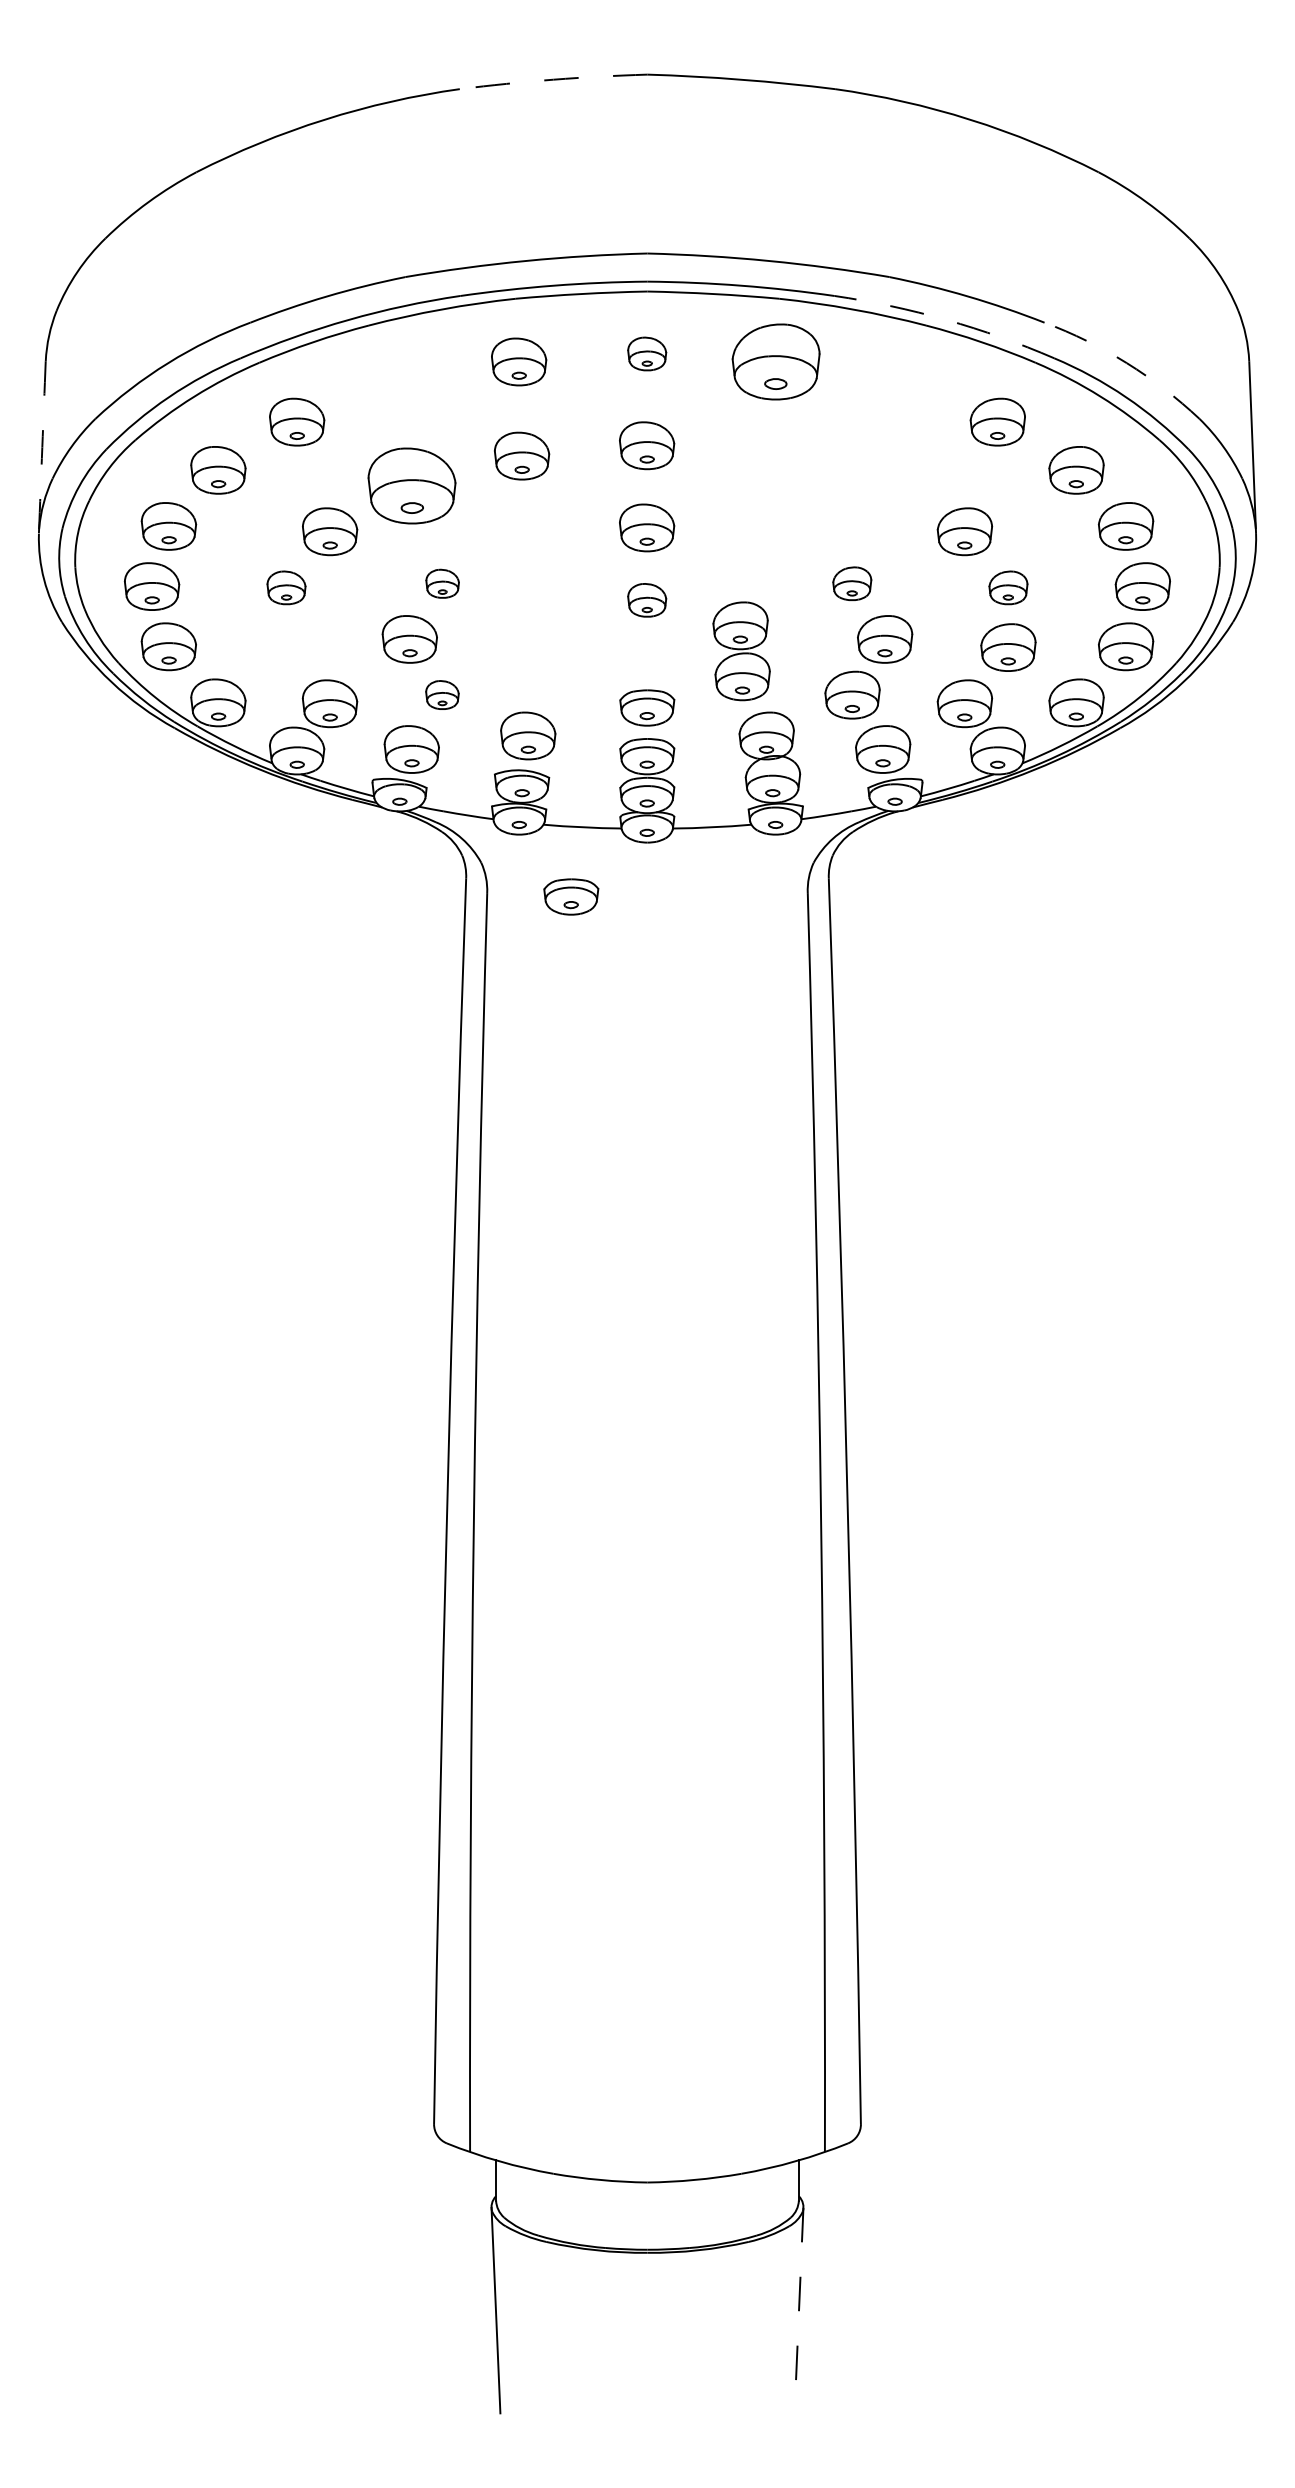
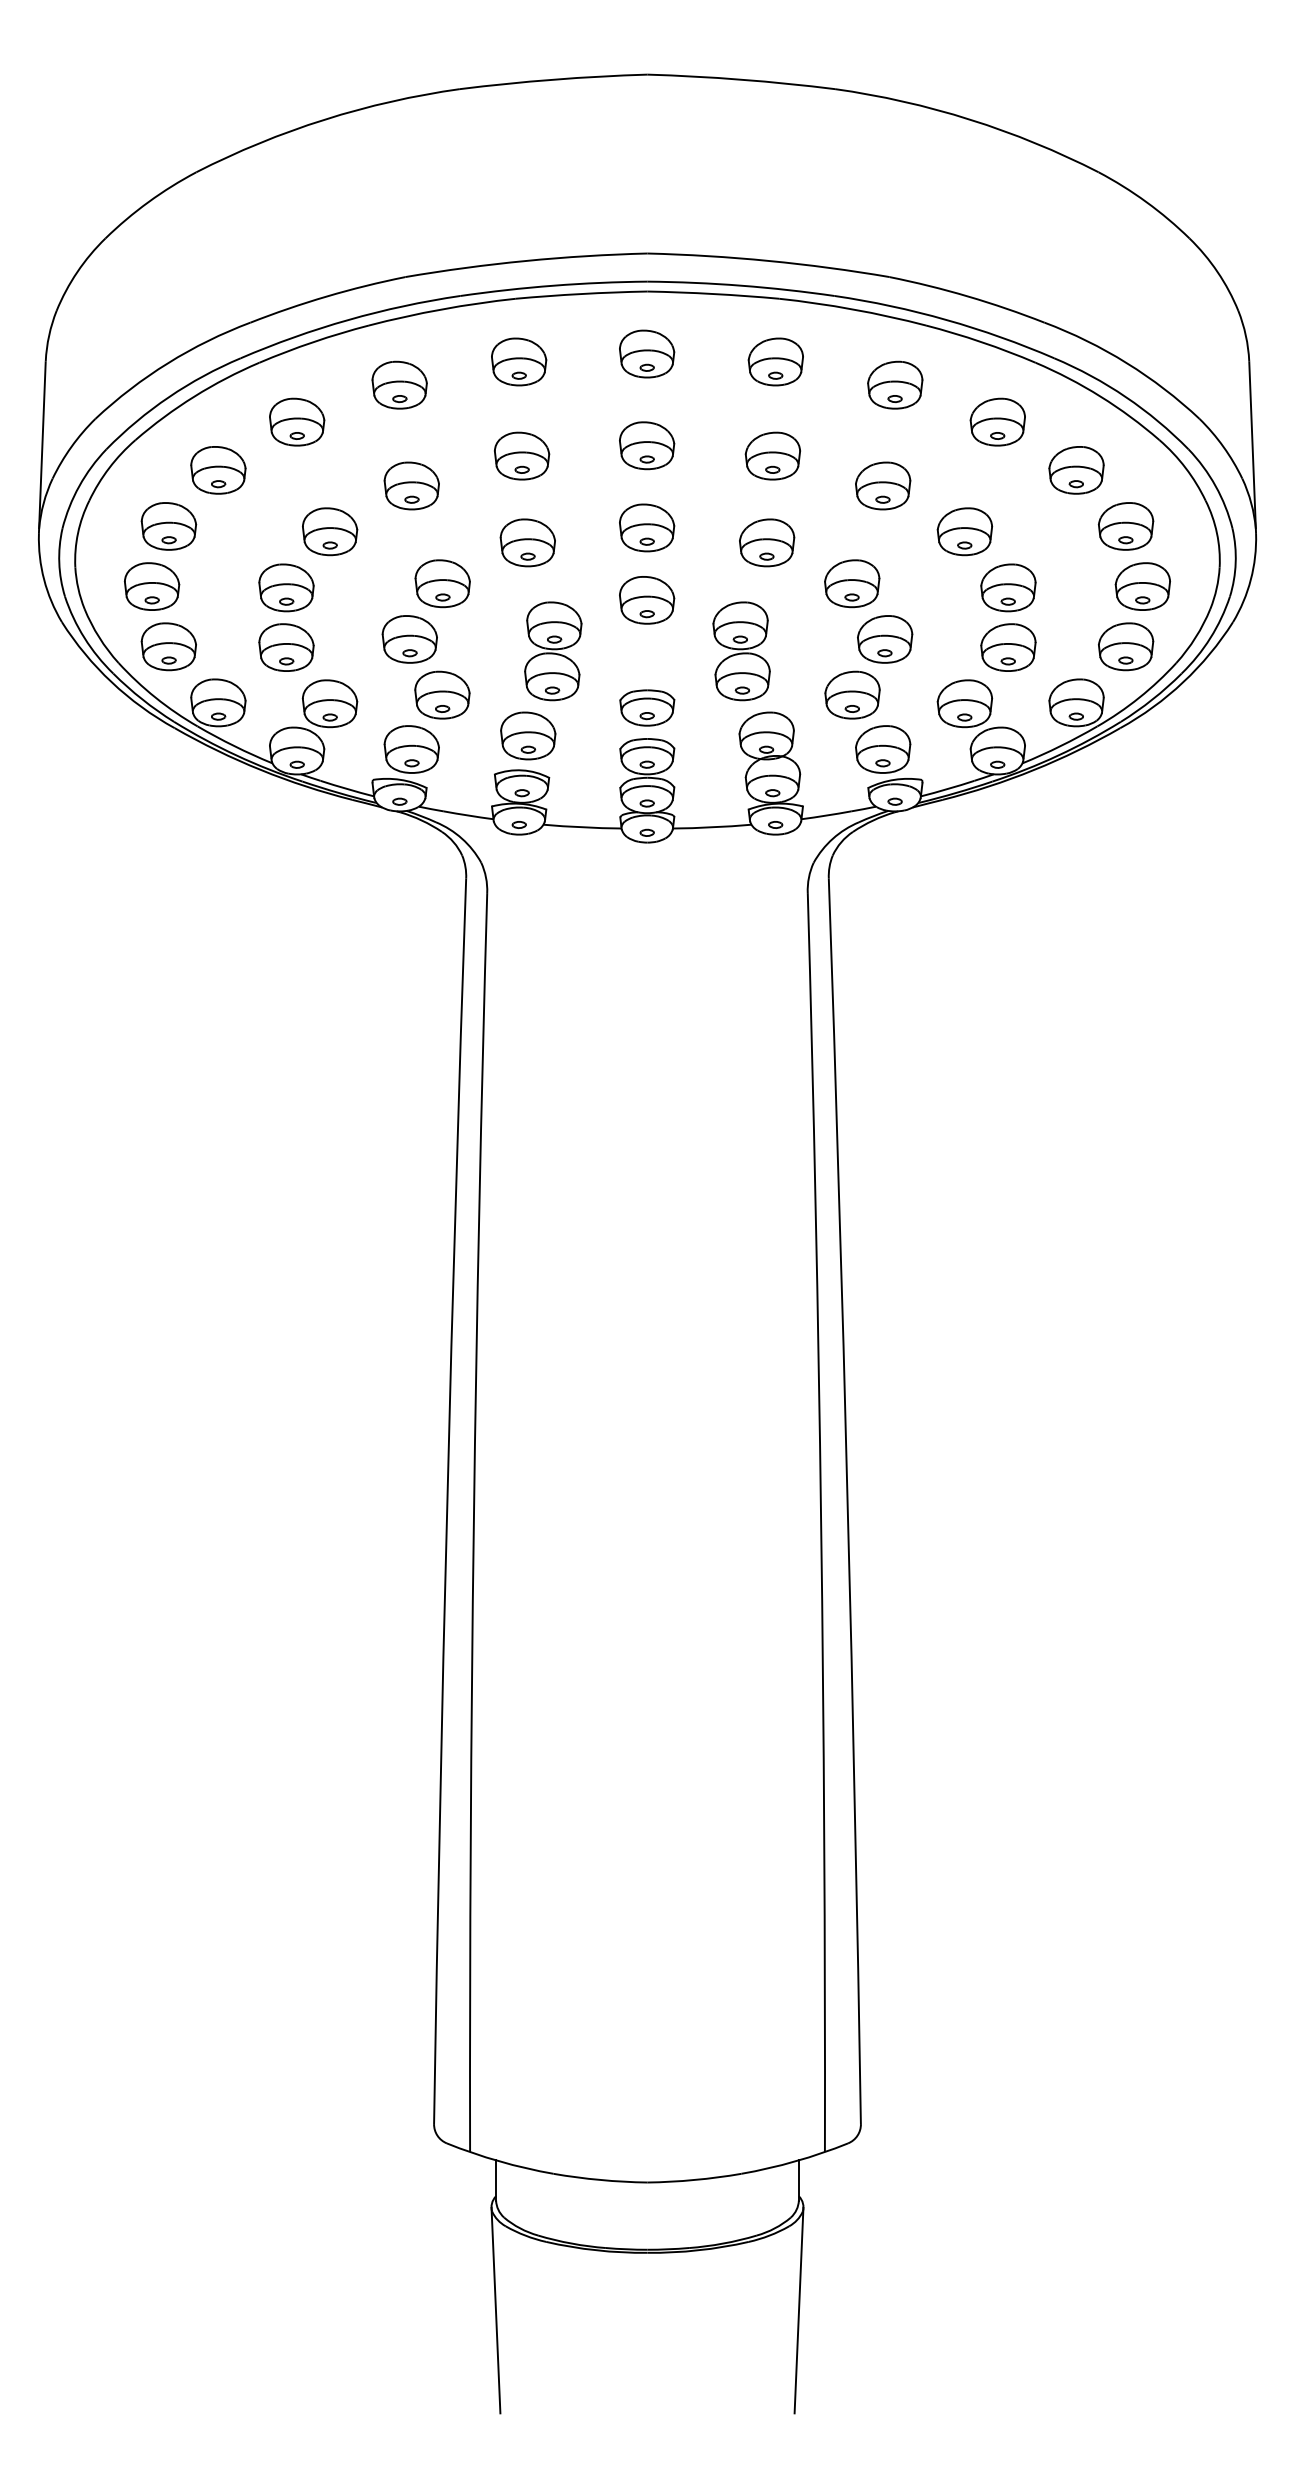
arc: dashed -> solid (553, 79)
arc: dashed -> solid (946, 319)
part size: 41x36 px -> 57x50 px (647, 353)
part size: 90x78 px -> 57x50 px (775, 361)
arc: dashed -> solid (1126, 363)
part: none -> present (399, 384)
part: none -> present (895, 384)
arc: dashed -> solid (42, 447)
part: none -> present (772, 455)
part size: 90x78 px -> 57x50 px (411, 485)
part: none -> present (883, 485)
part: none -> present (527, 542)
part: none -> present (767, 542)
part size: 35x31 px -> 57x50 px (442, 583)
part size: 41x35 px -> 57x50 px (852, 583)
part size: 41x36 px -> 57x50 px (286, 587)
part size: 41x36 px -> 57x50 px (1008, 587)
part size: 41x35 px -> 57x49 px (647, 600)
part: none -> present (286, 647)
part: none -> present (553, 651)
part size: 35x30 px -> 57x50 px (442, 694)
part: present -> none (571, 896)
line: dashed -> solid (799, 2310)
